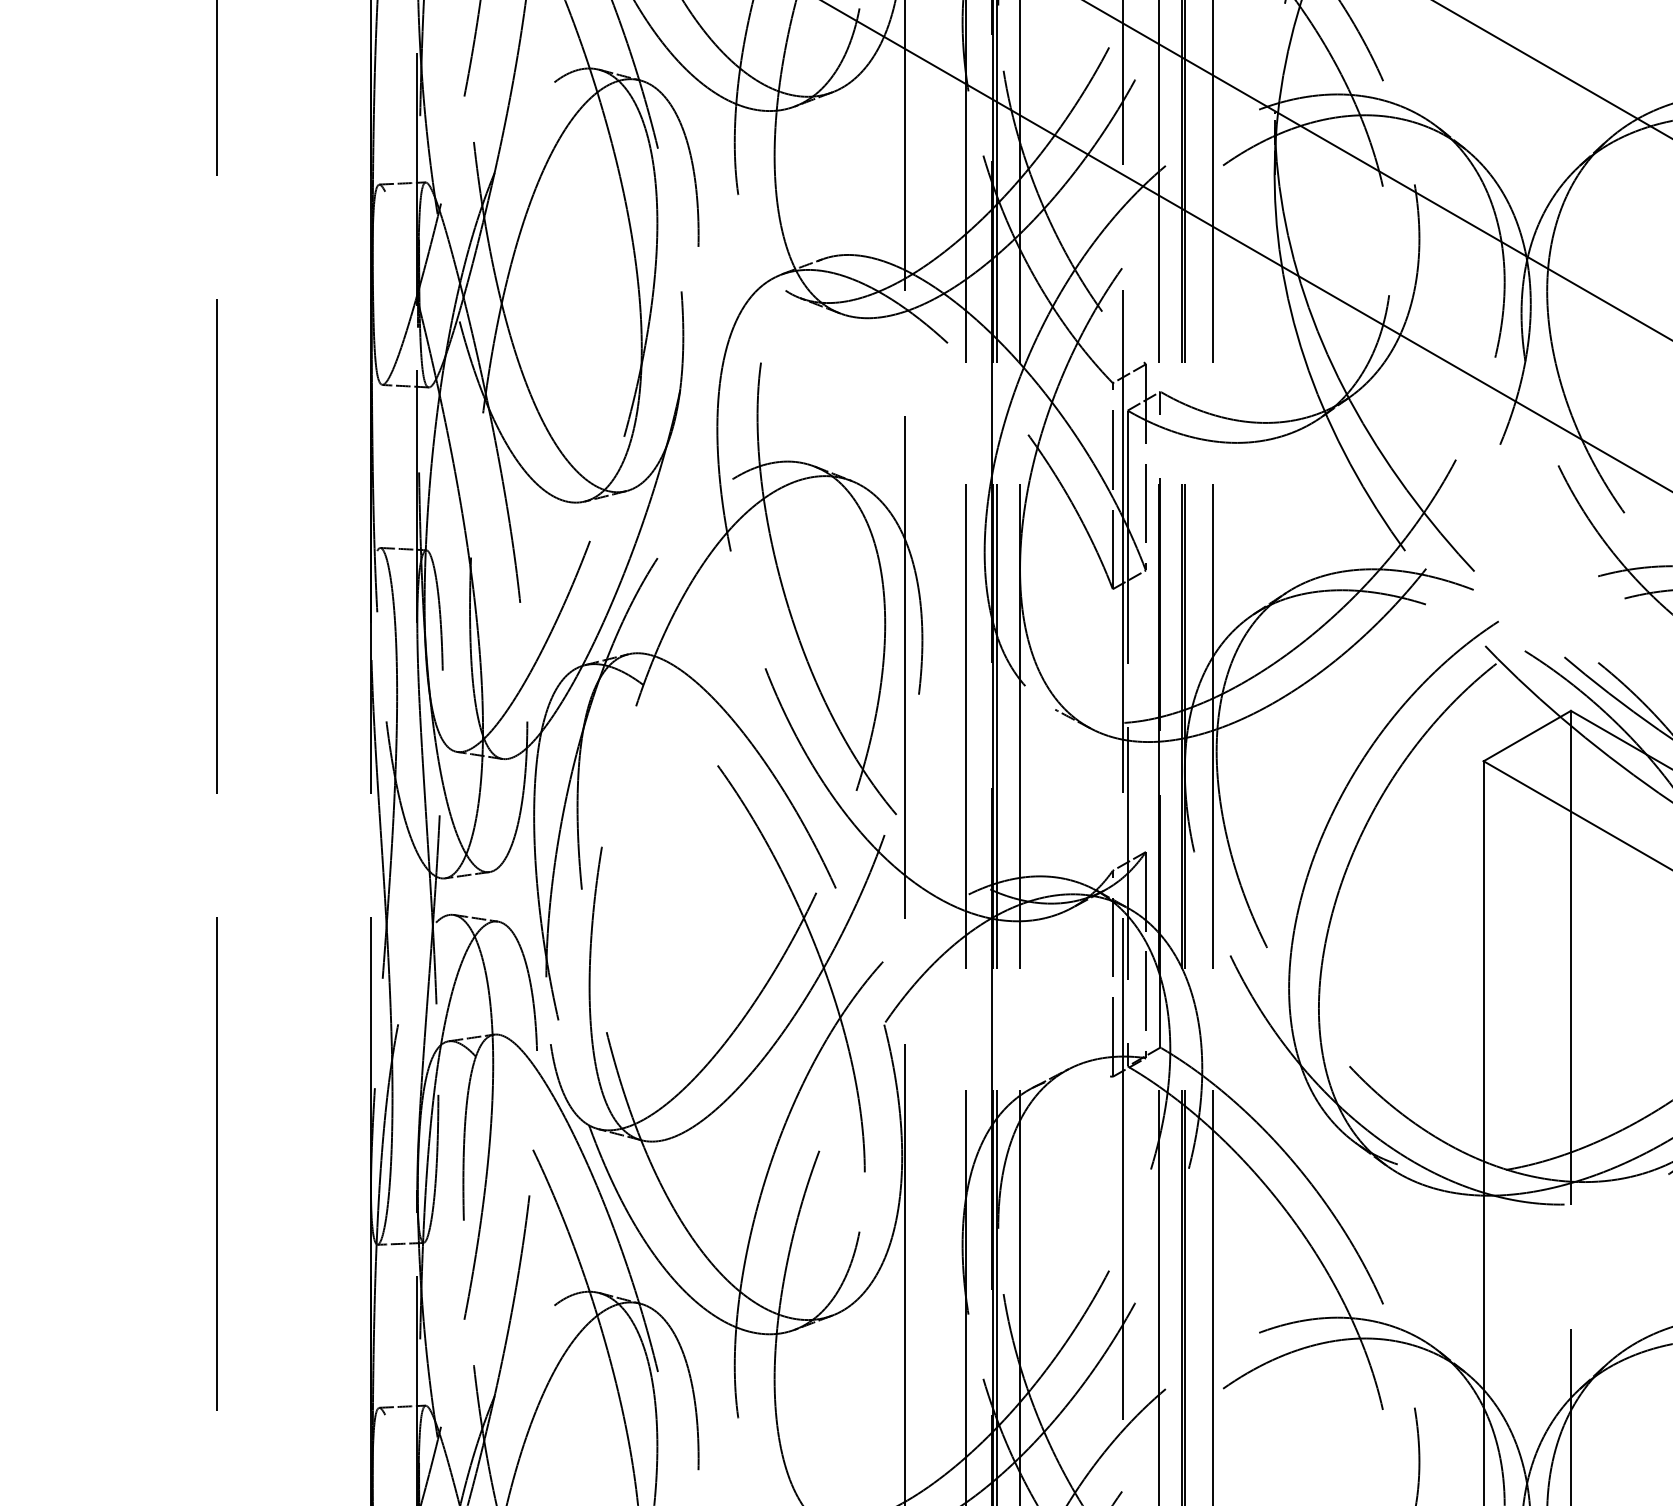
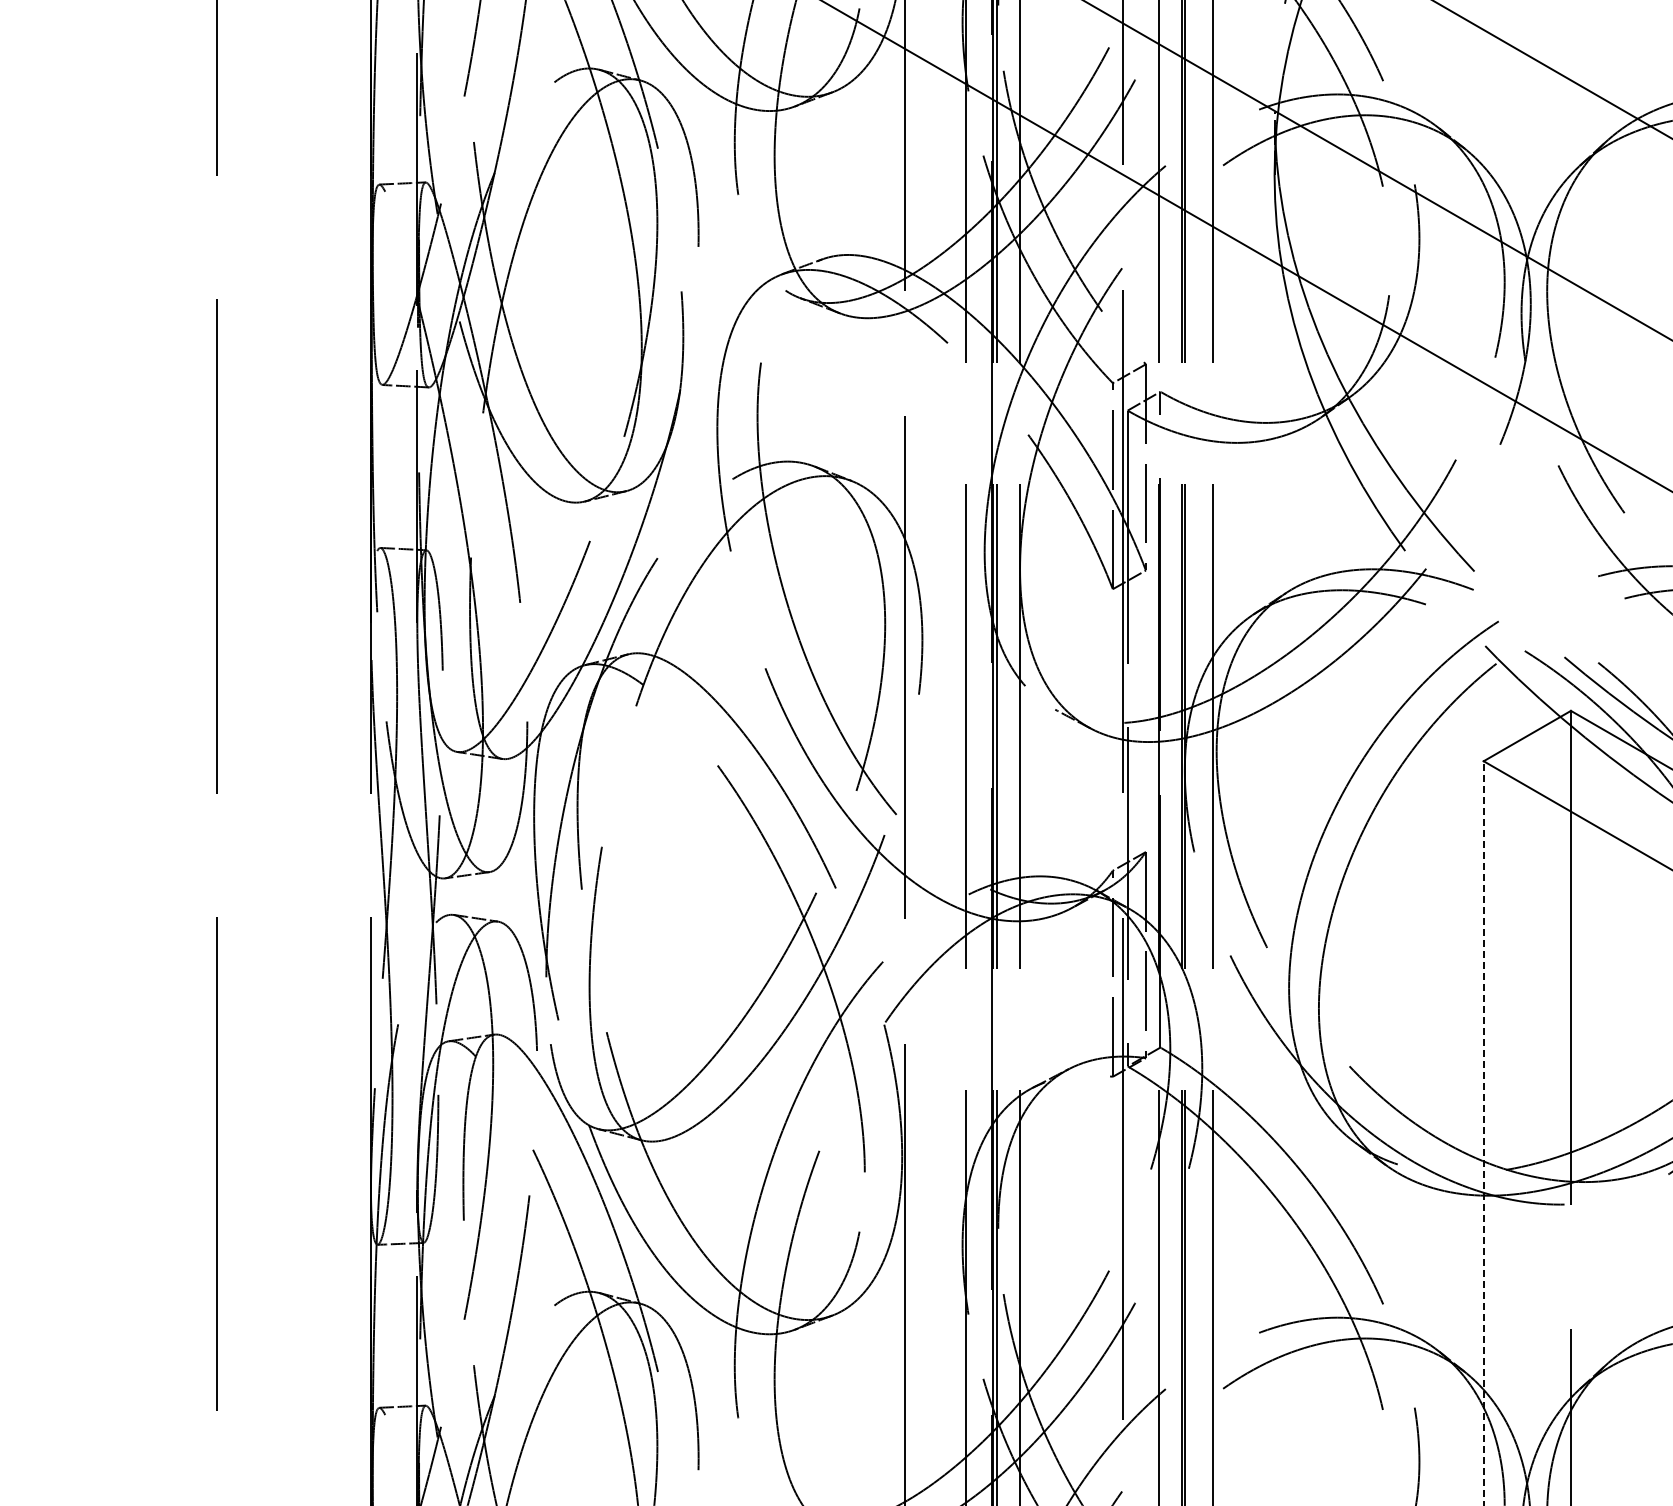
line: solid -> dashed (1483, 1133)
